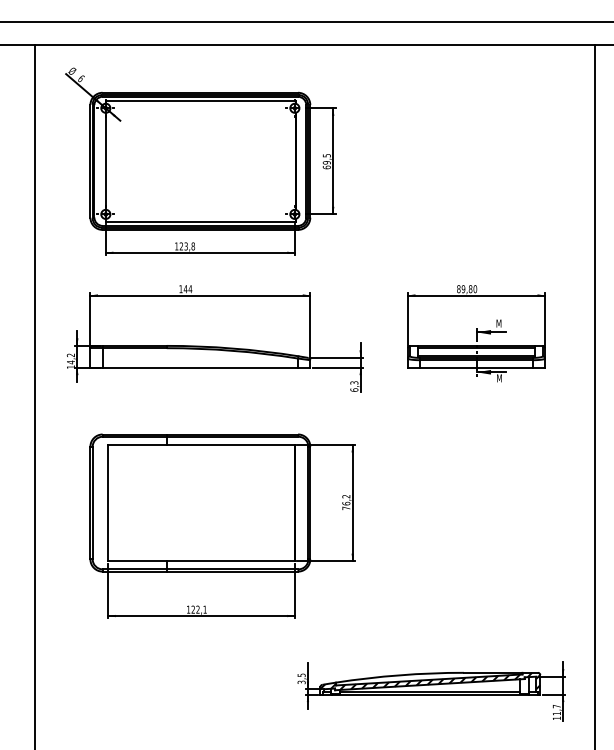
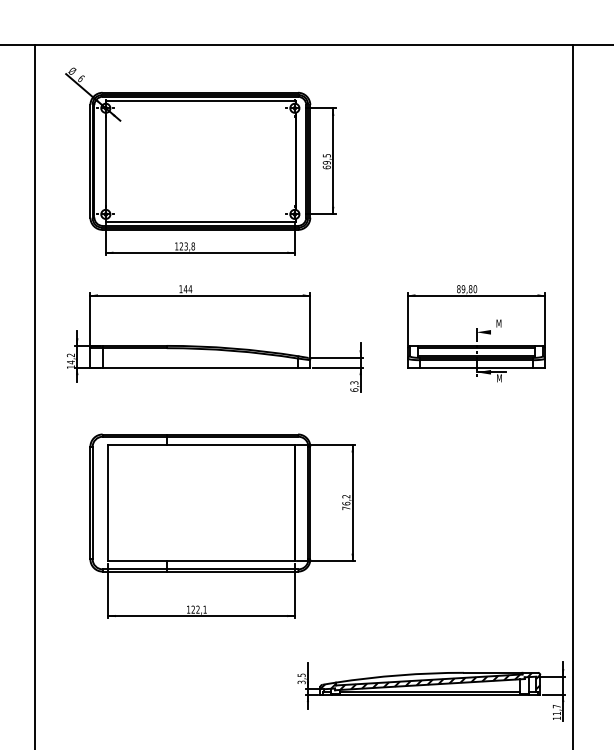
line: present -> none (306, 22)
line: present -> none (490, 332)
line position: (595, 395) -> (573, 395) (573, 395)
